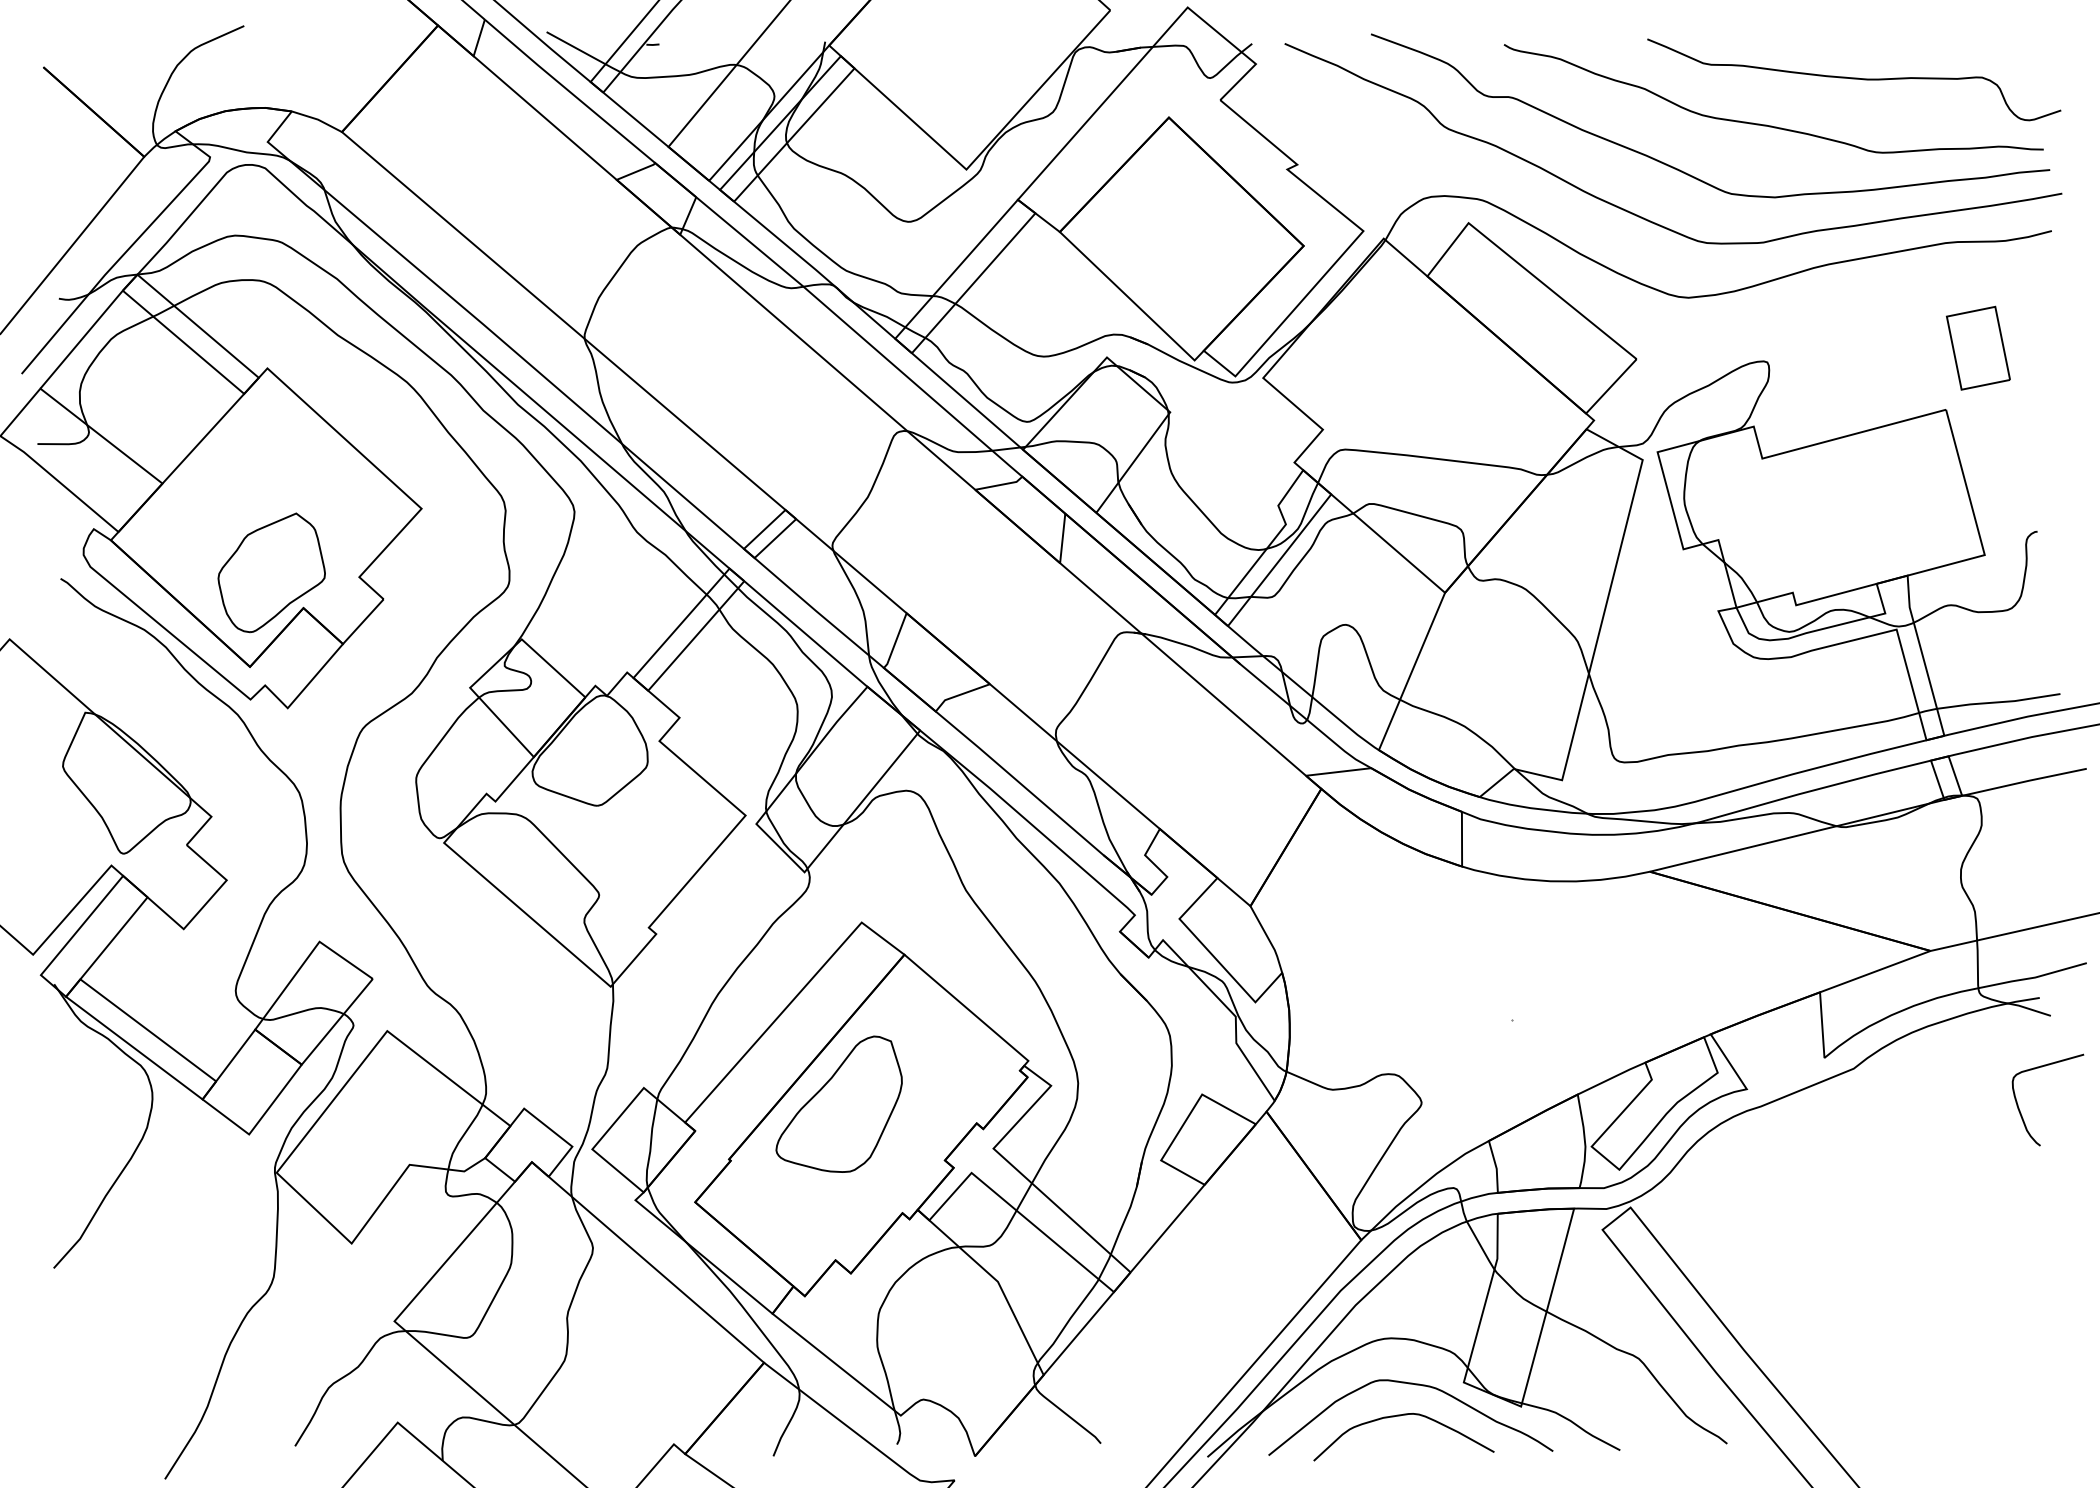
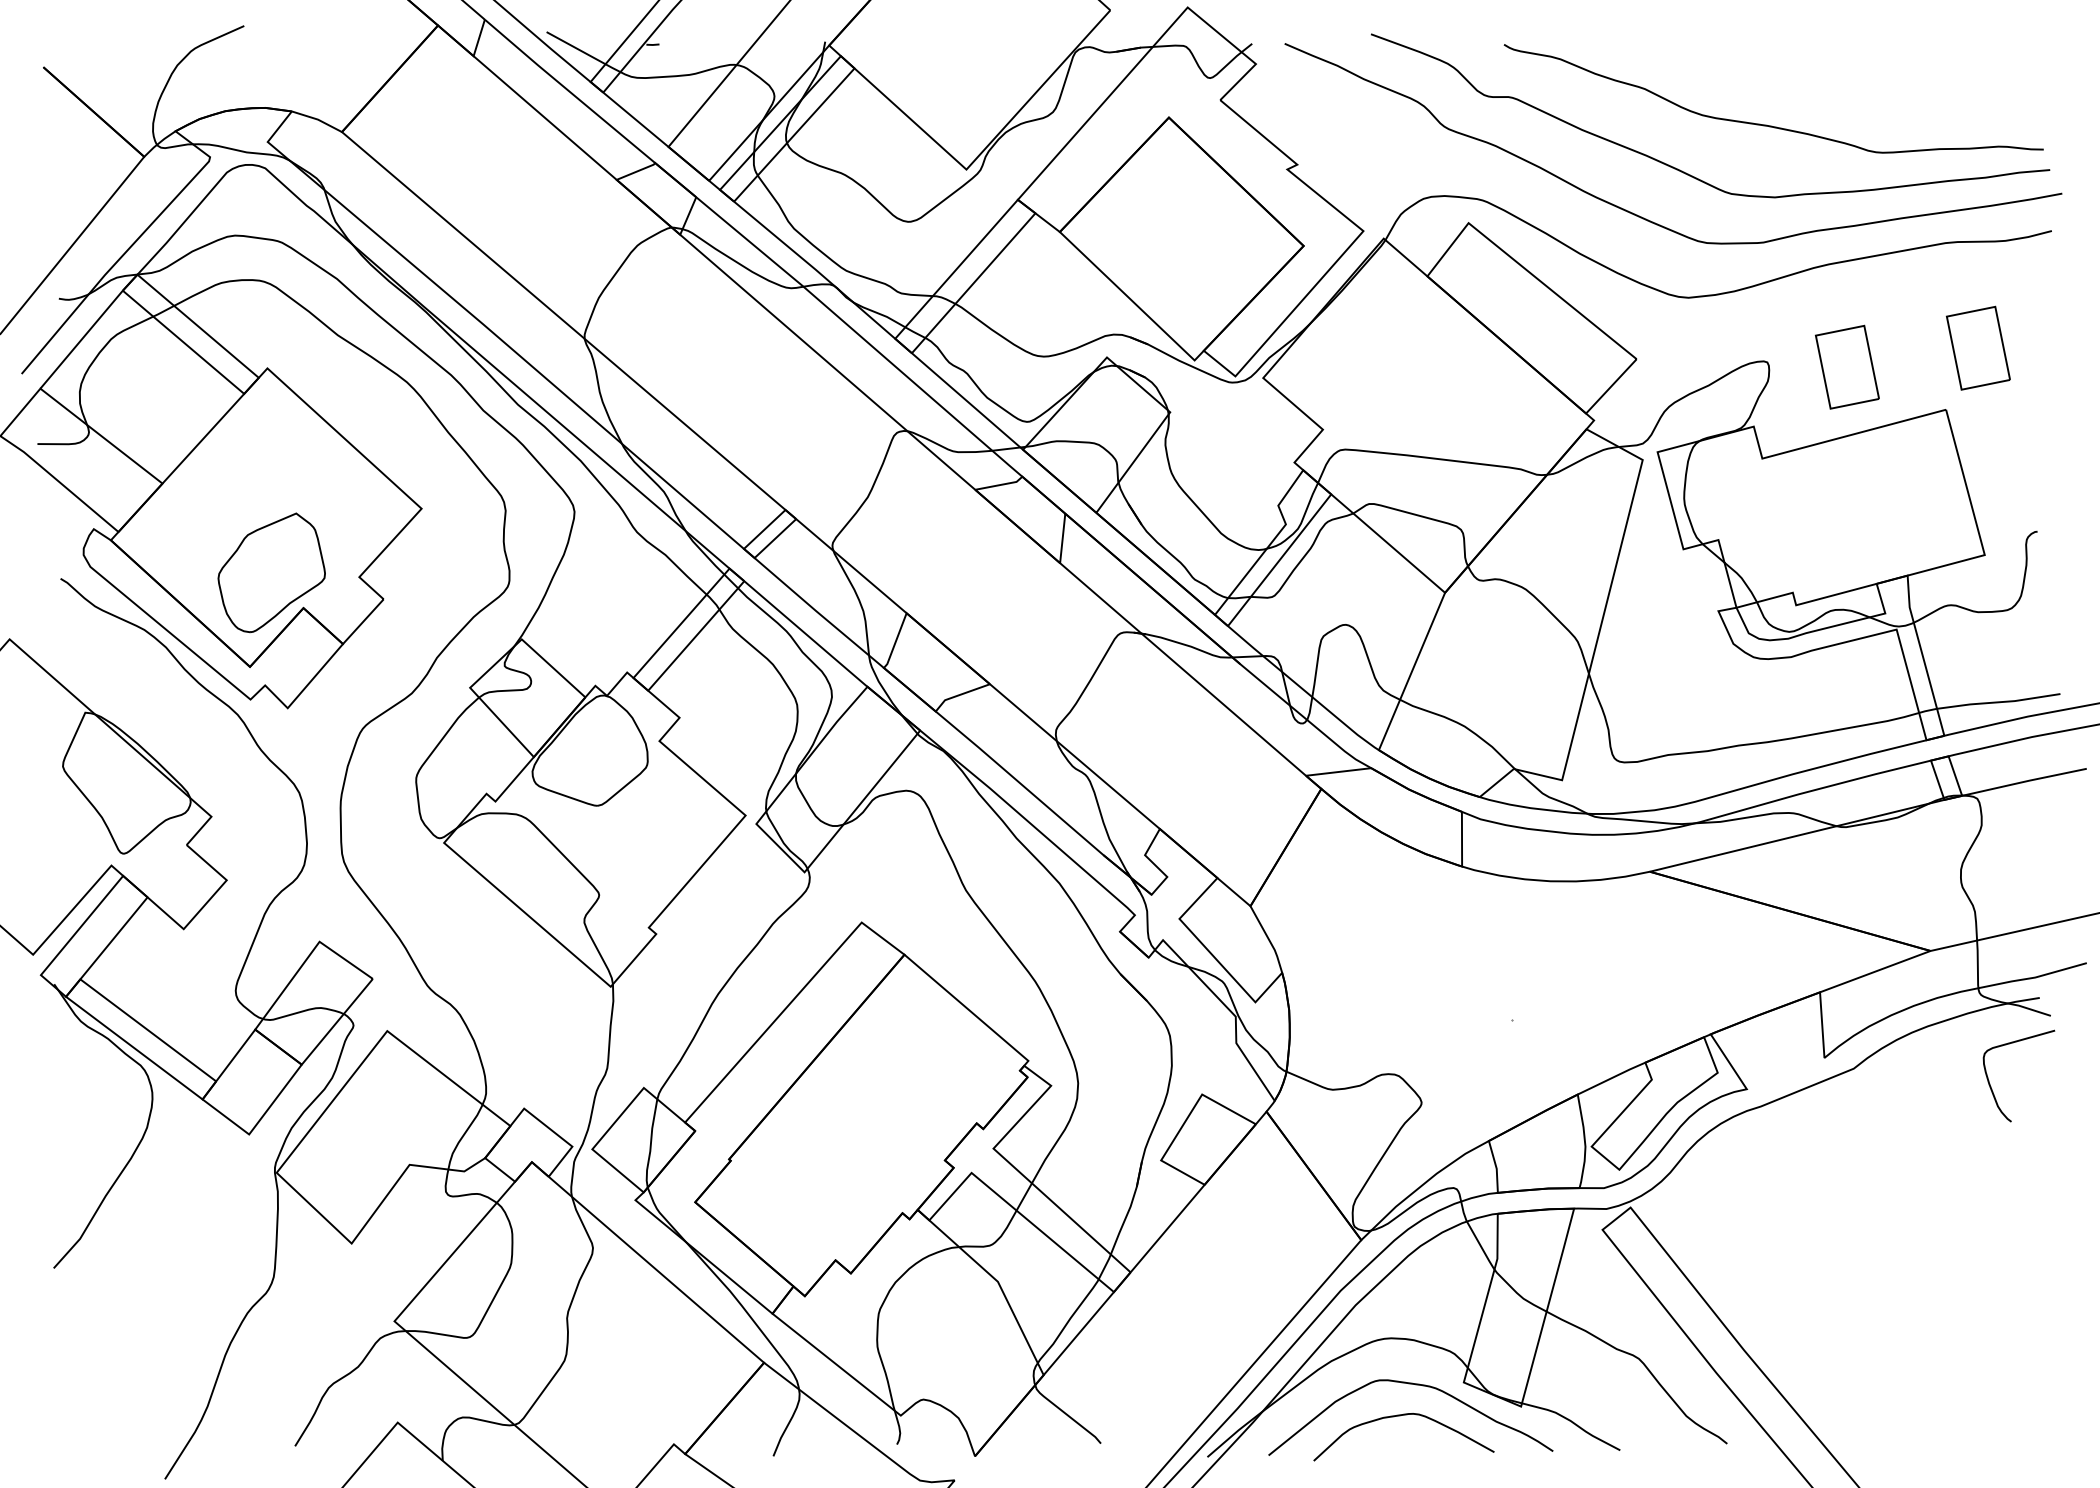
curve: present -> none (1854, 79)
part: none -> present (1847, 366)
part: present -> none (838, 1103)
curve position: (2019, 1107) -> (1990, 1083) (1990, 1083)
